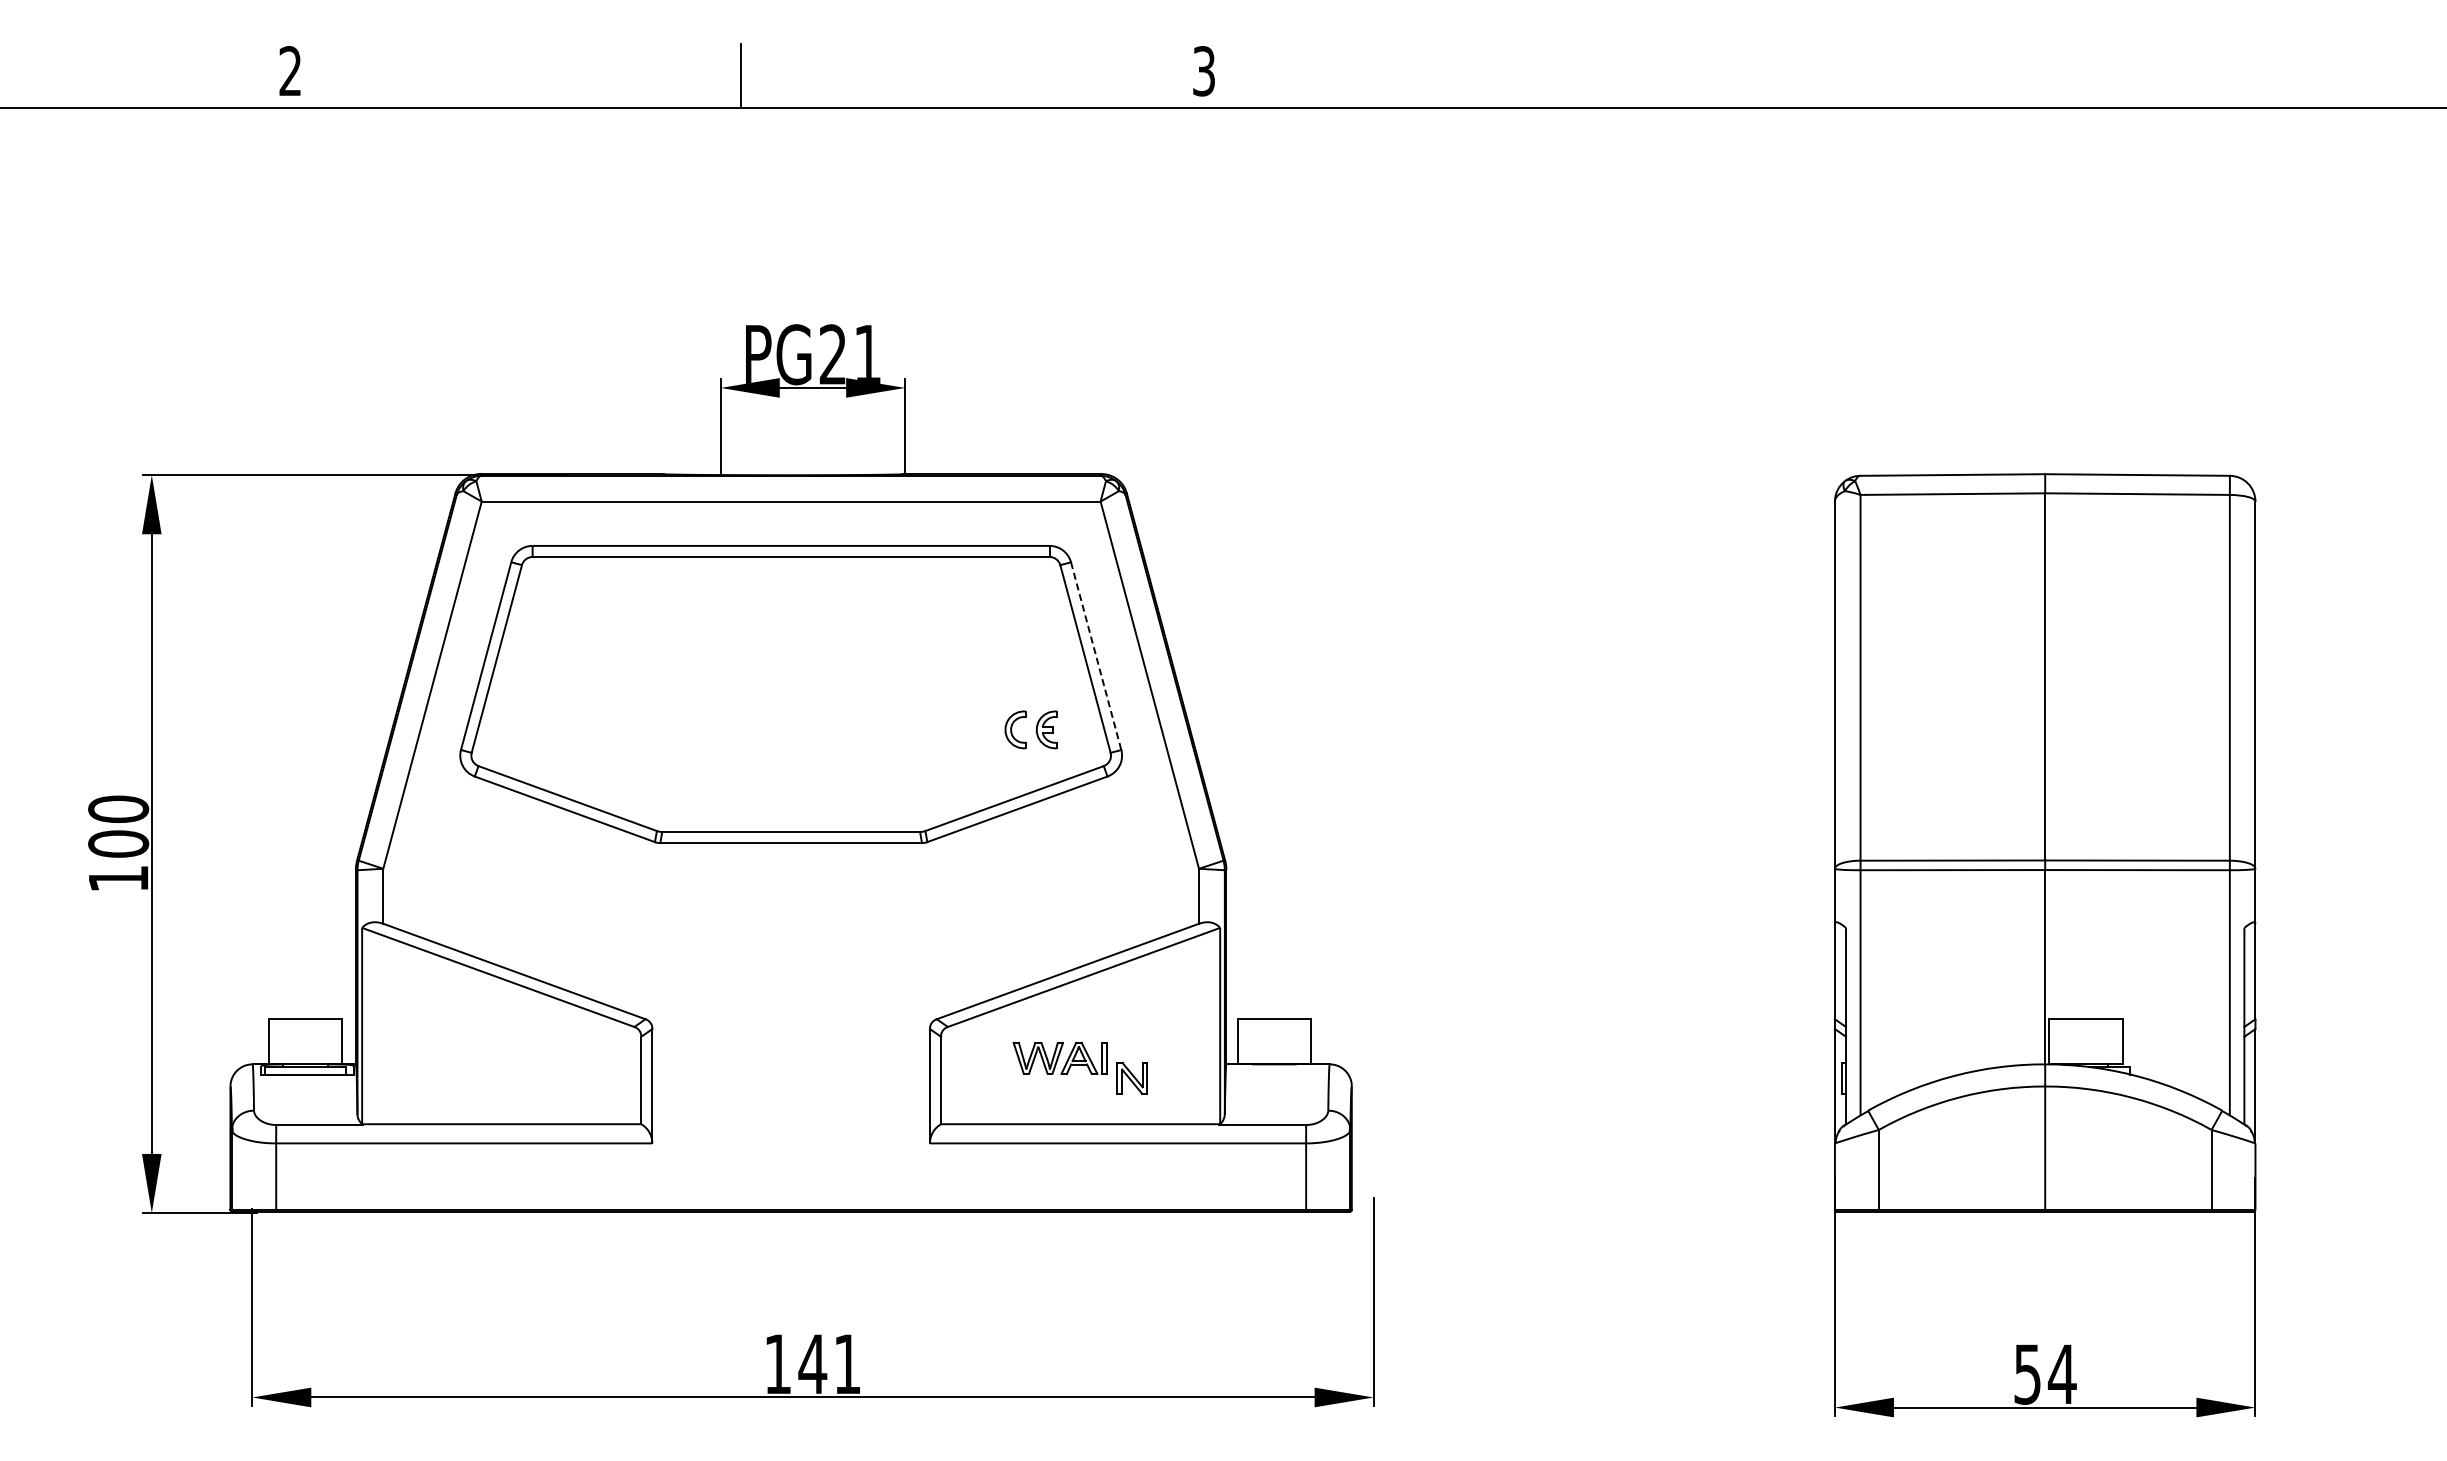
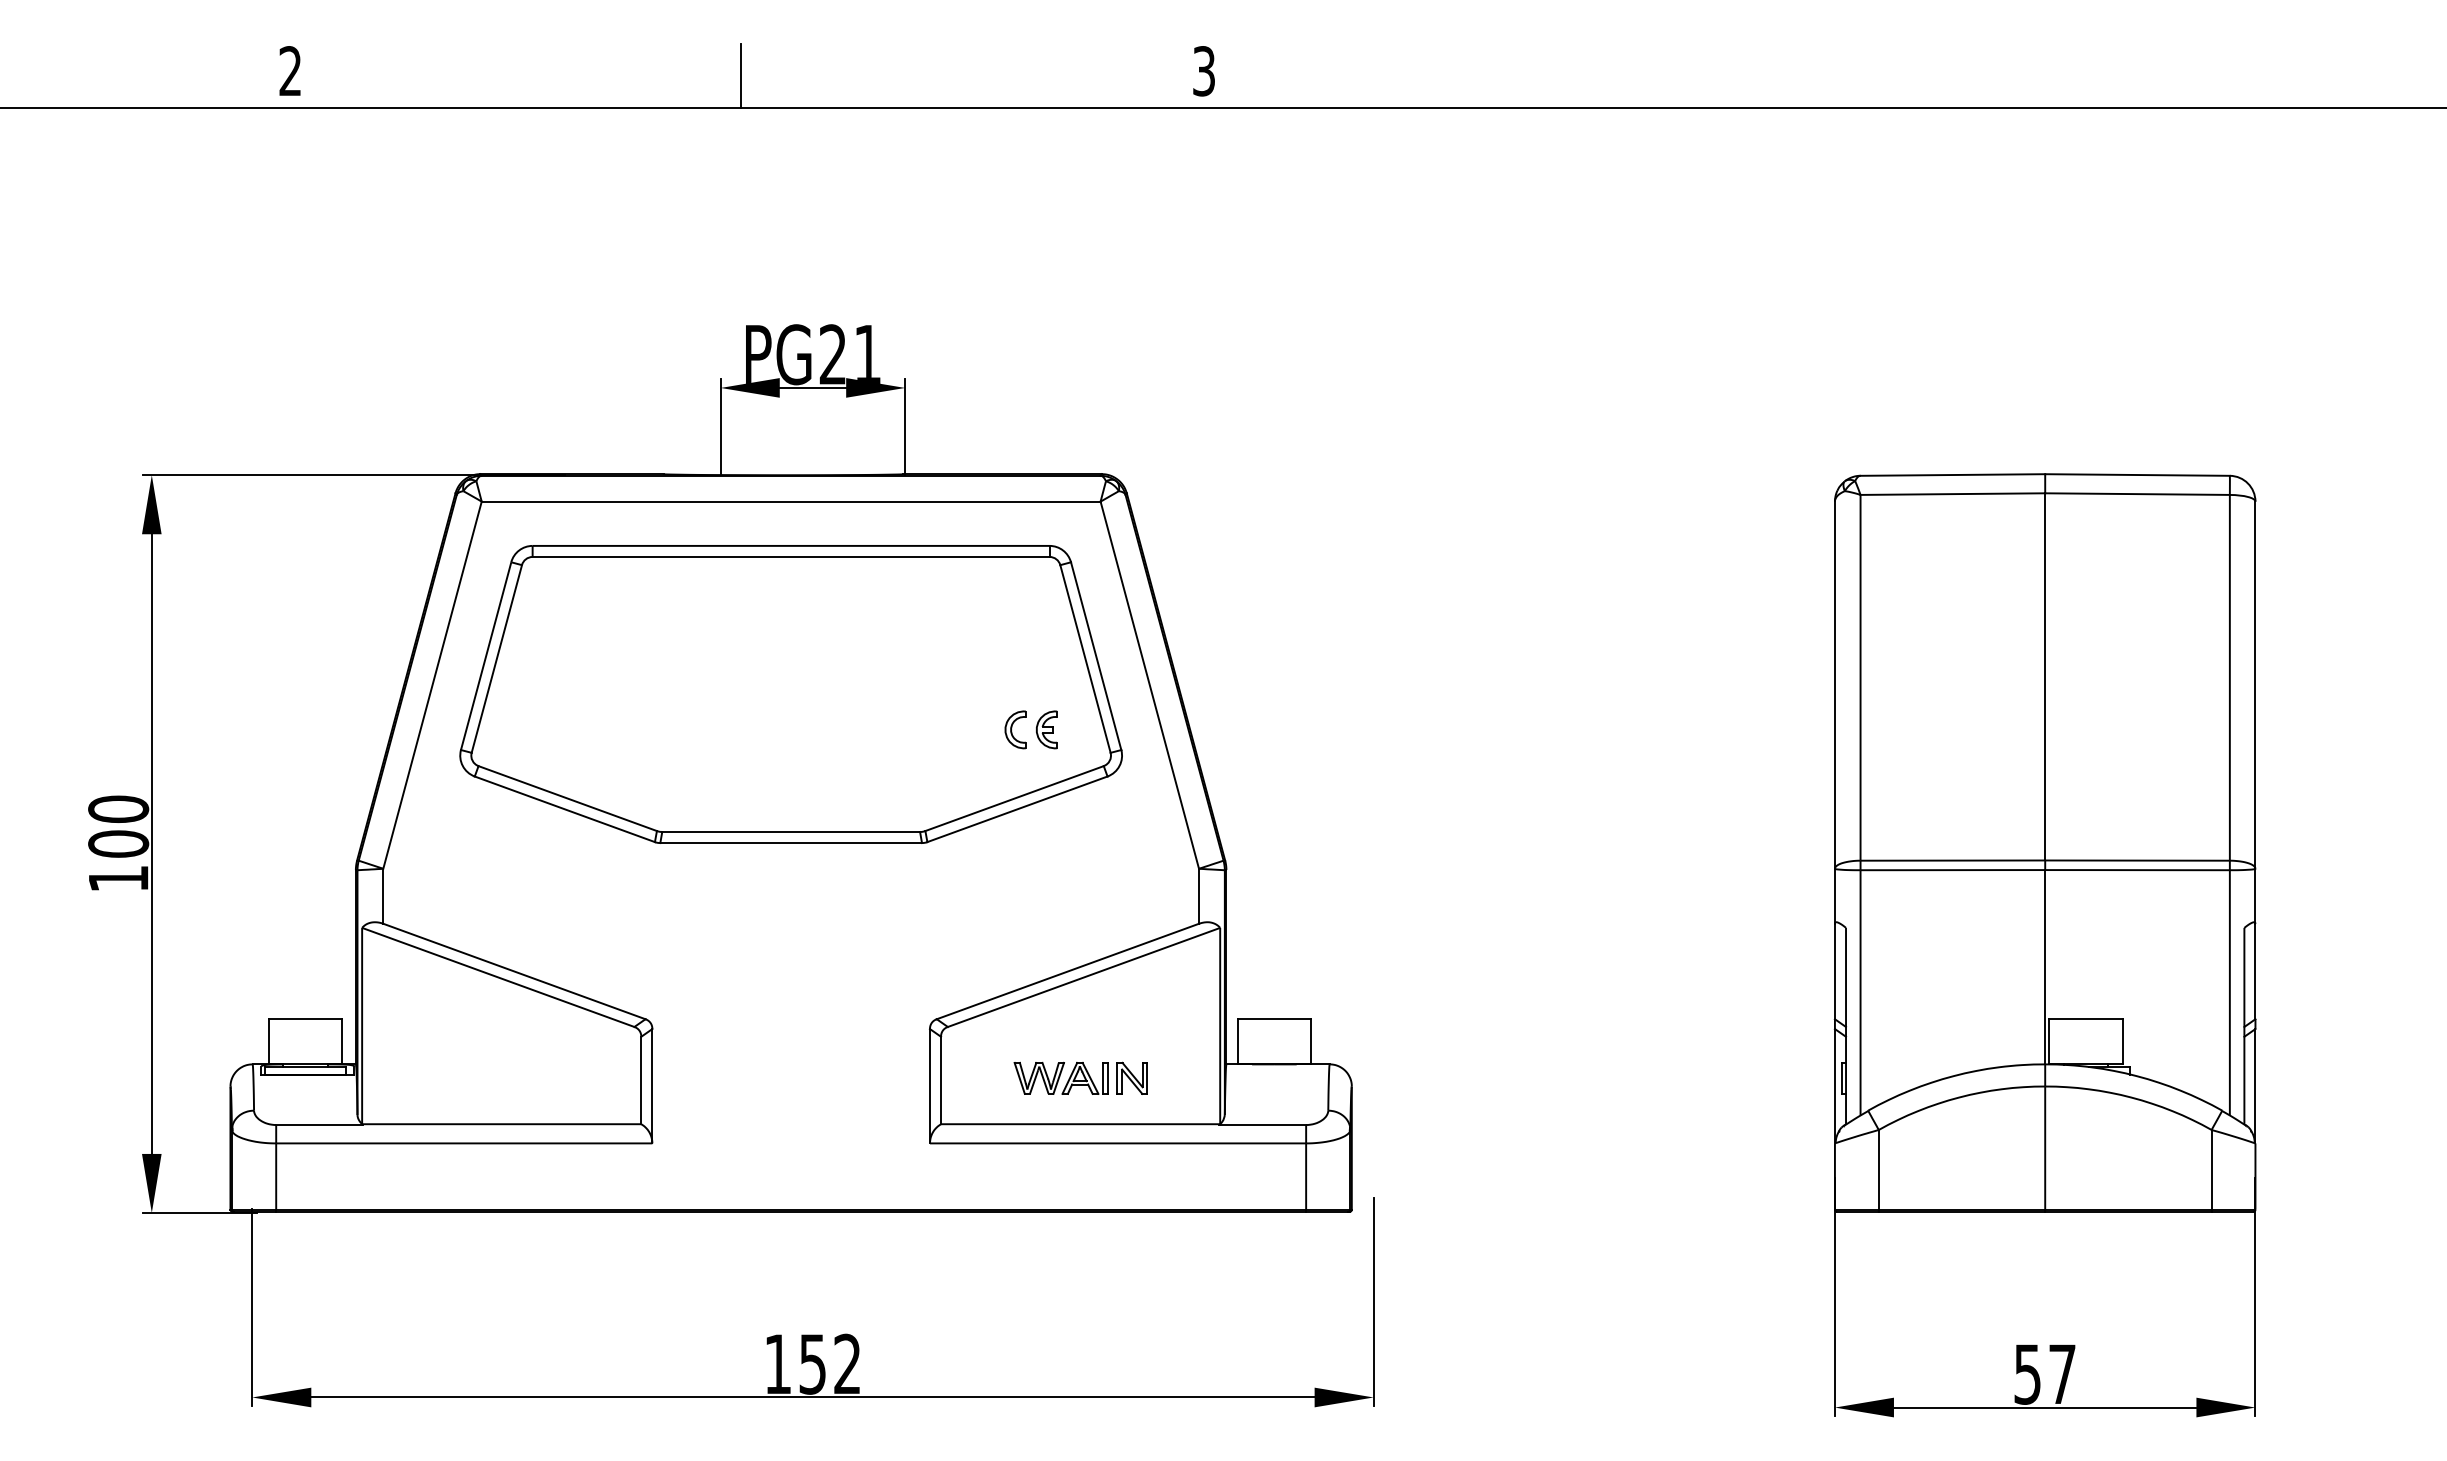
line: dashed -> solid (1096, 656)
part position: (1059, 1057) -> (1060, 1077) (1060, 1077)
text: 141 -> 152 (828, 1363)
text: 54 -> 57 (2061, 1373)
